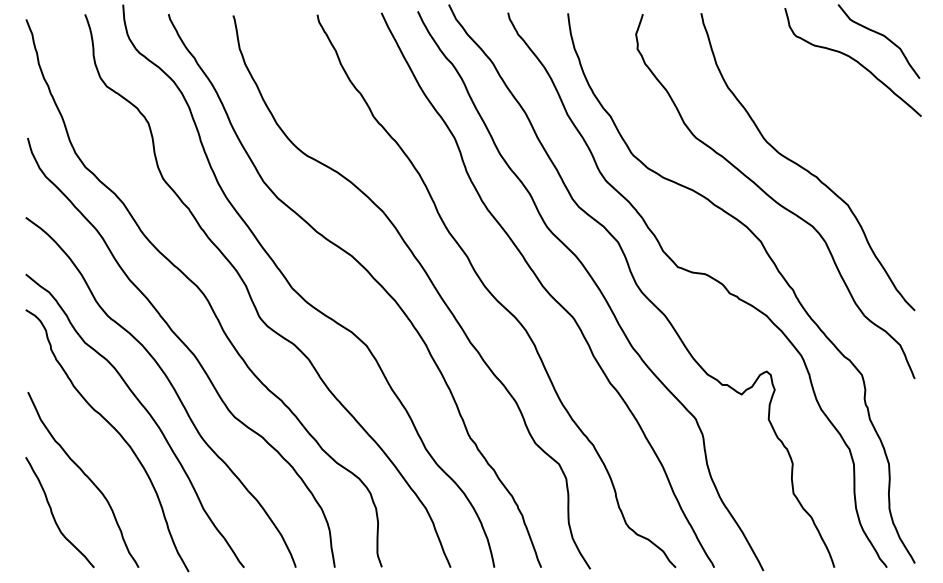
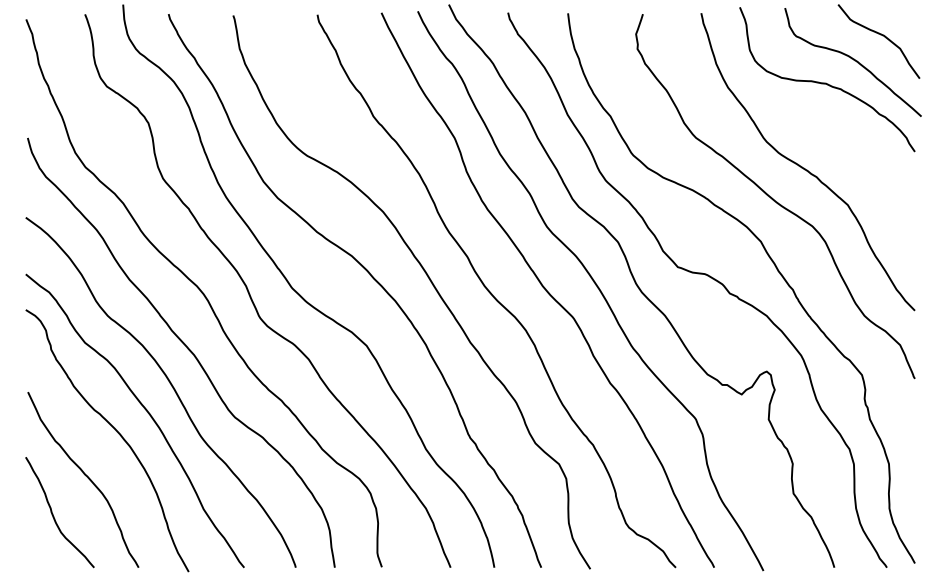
curve: none -> present (826, 82)
